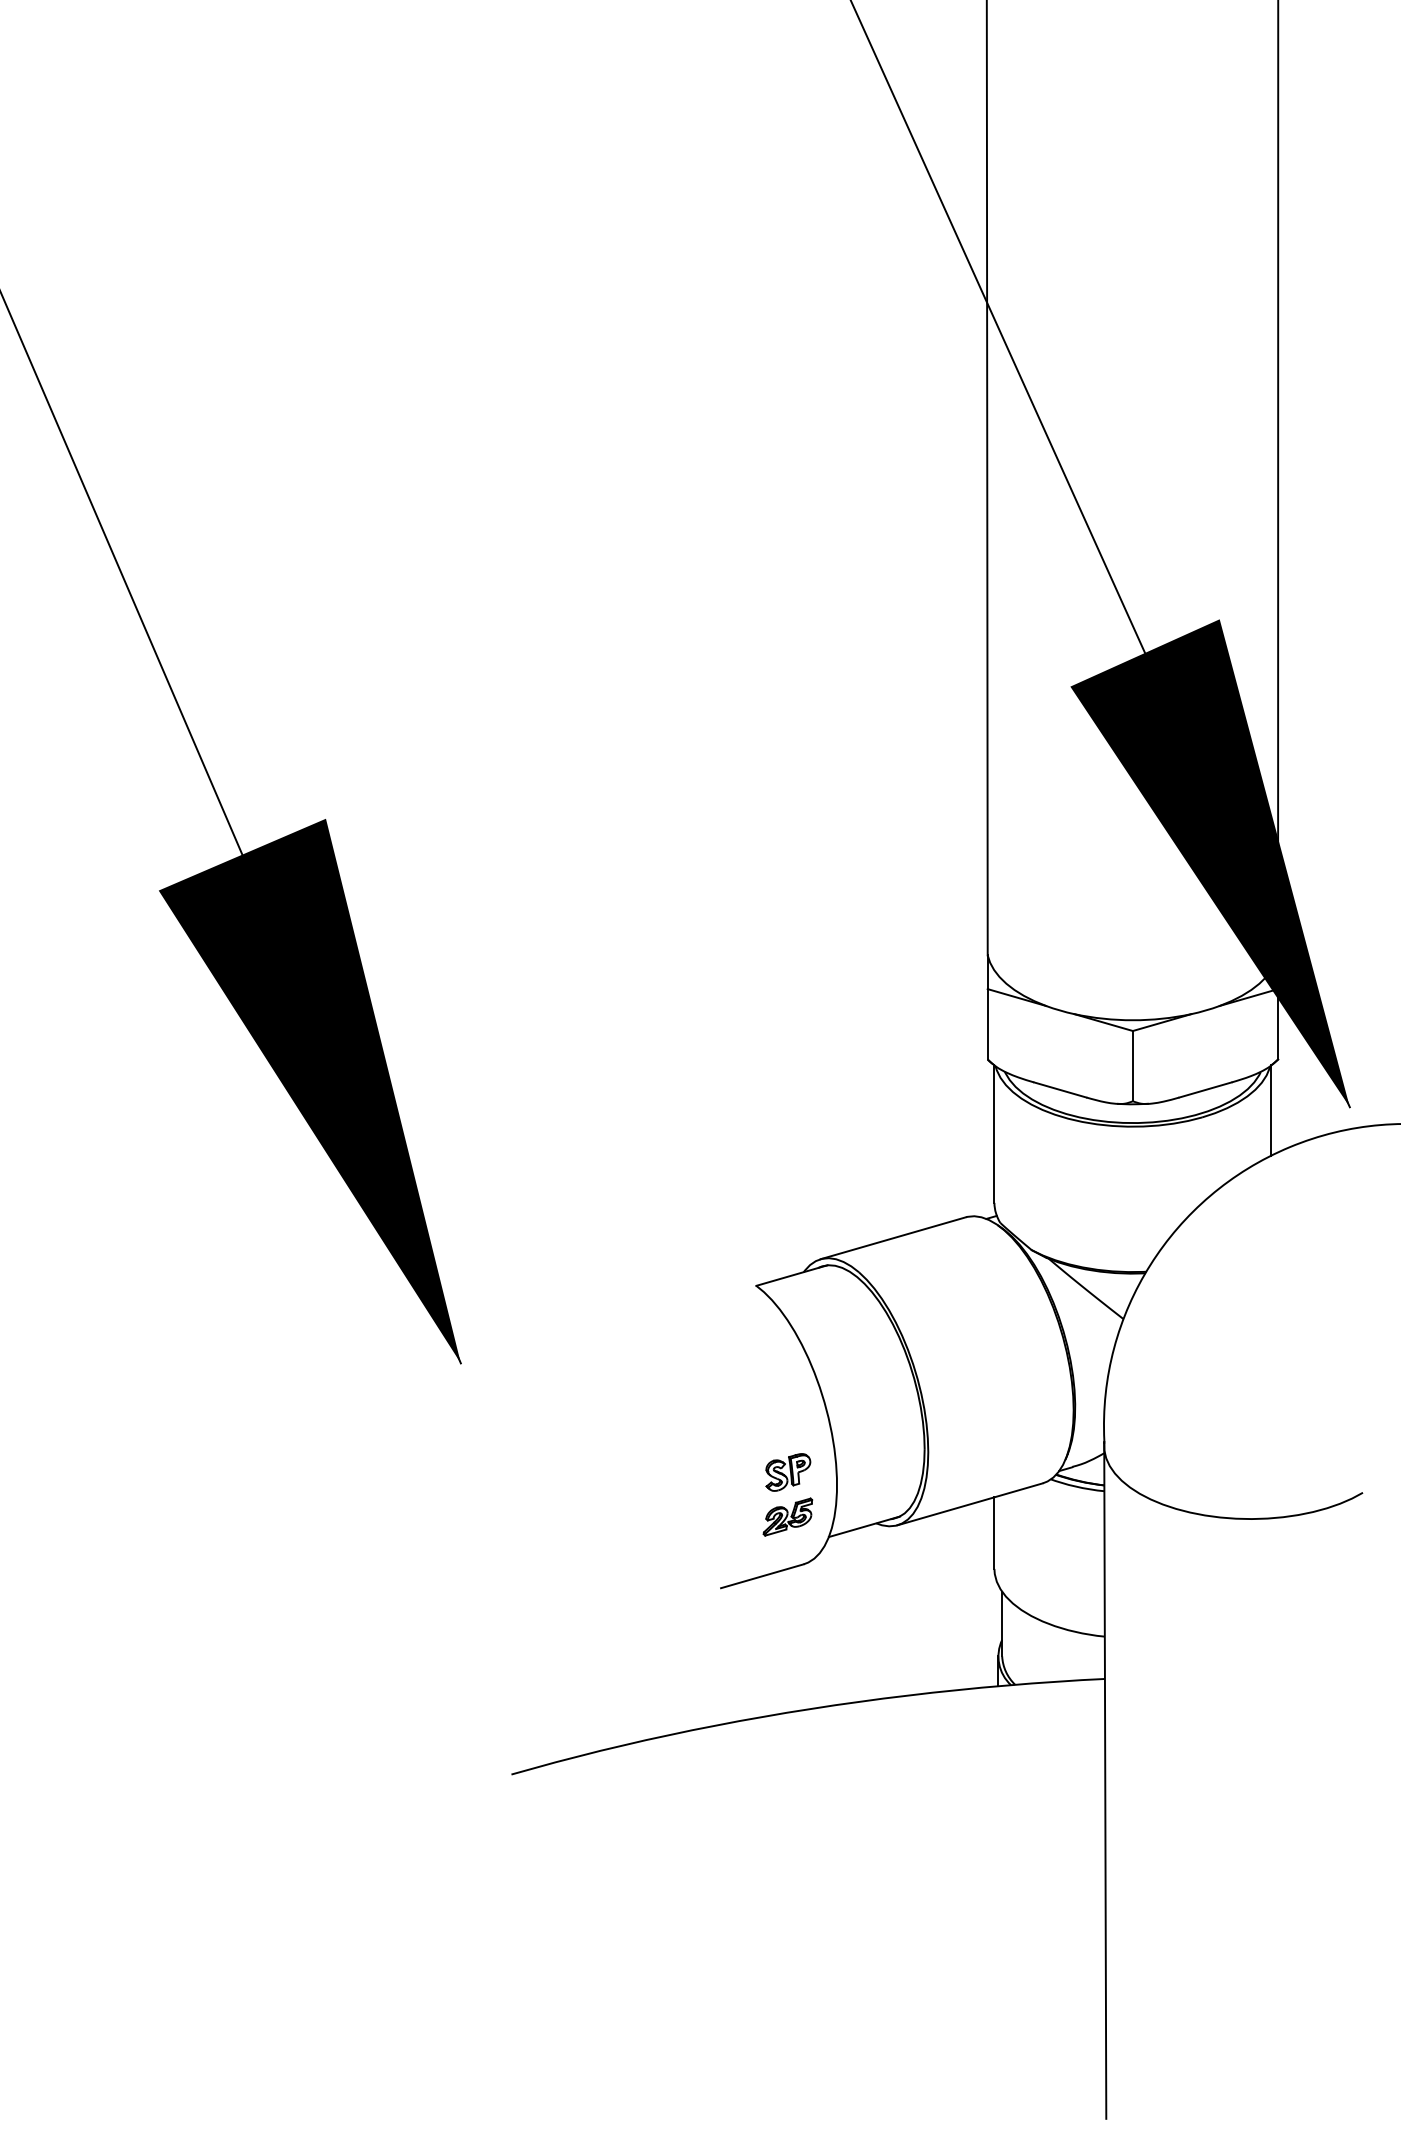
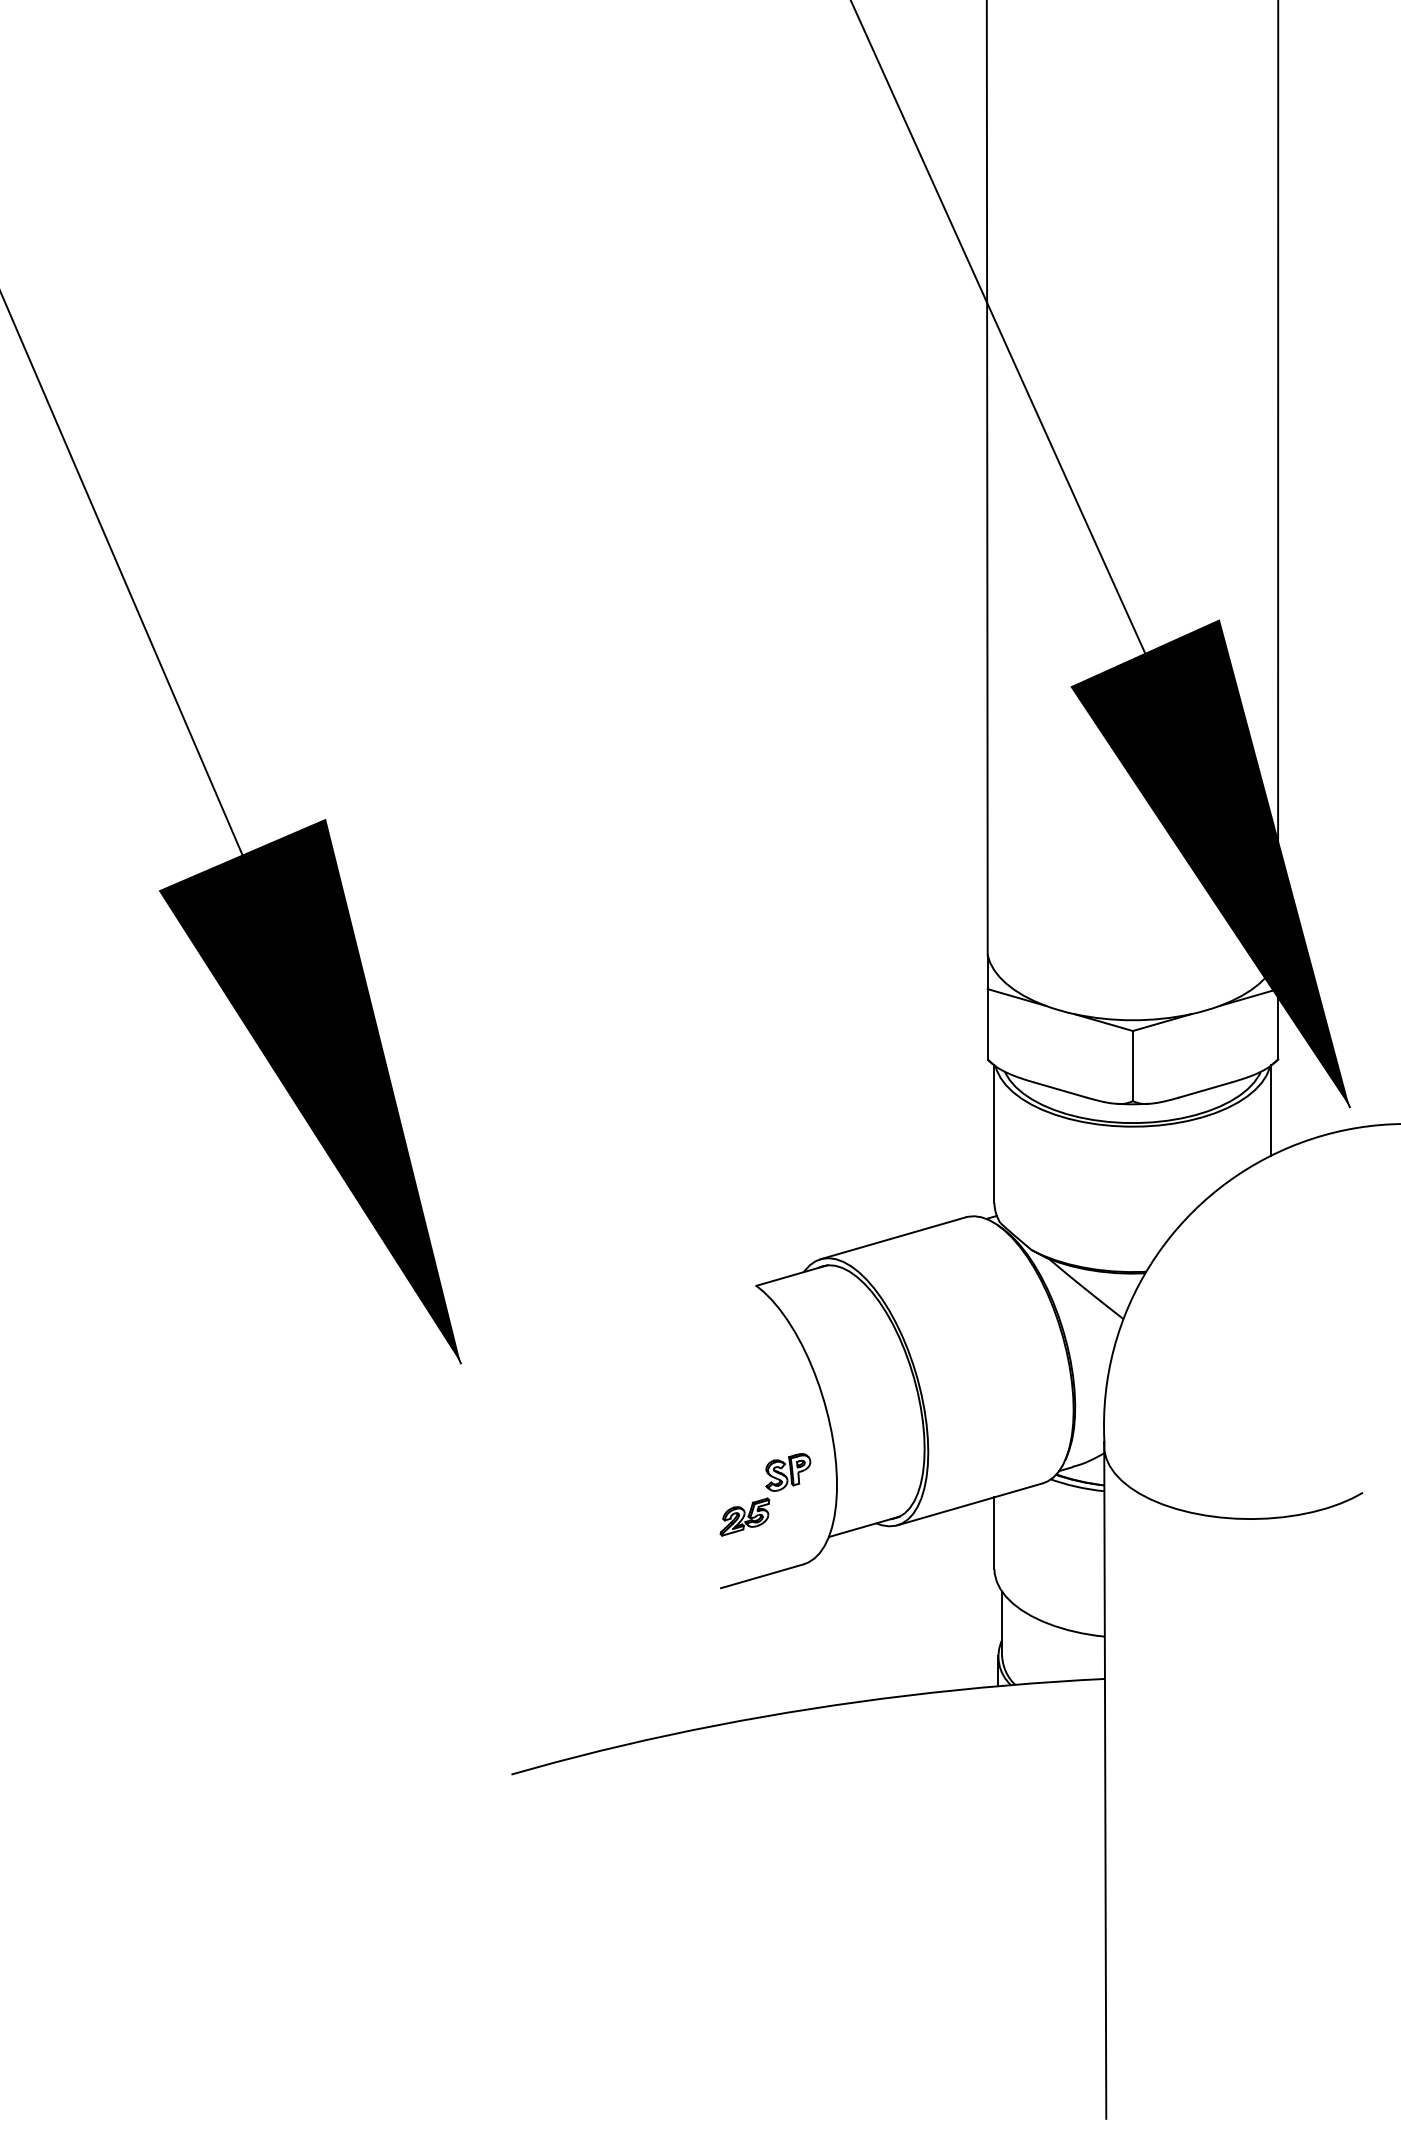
part position: (787, 1516) -> (744, 1516) (744, 1516)
